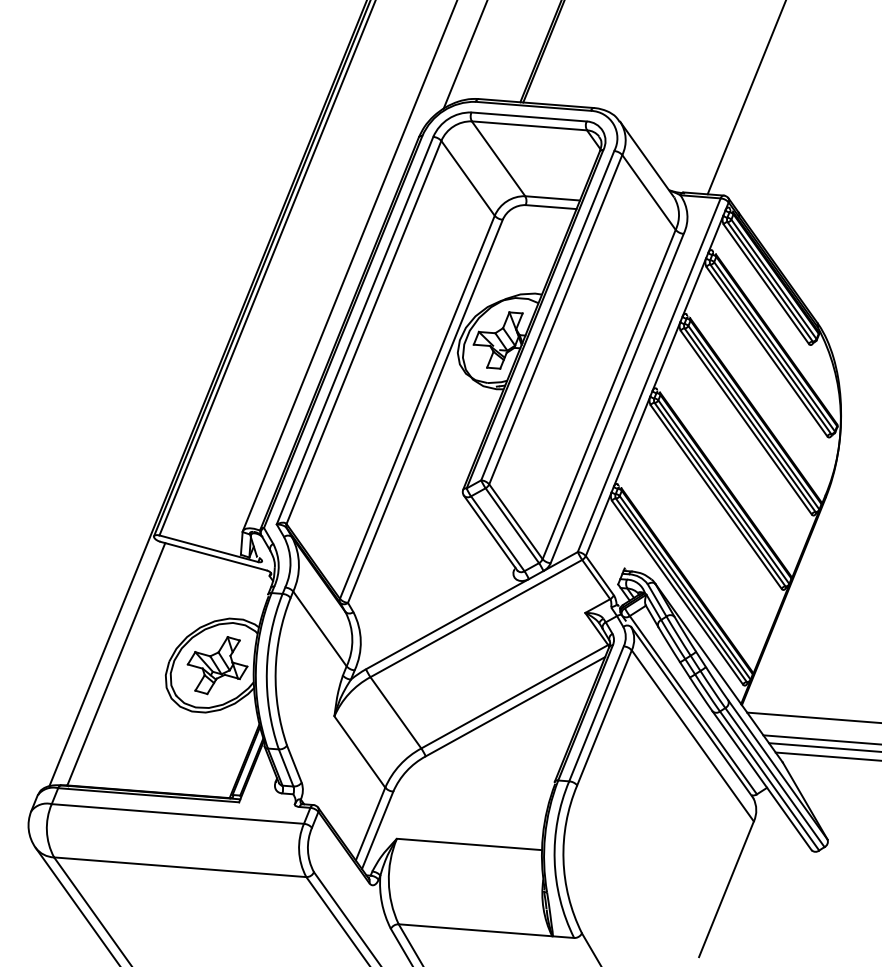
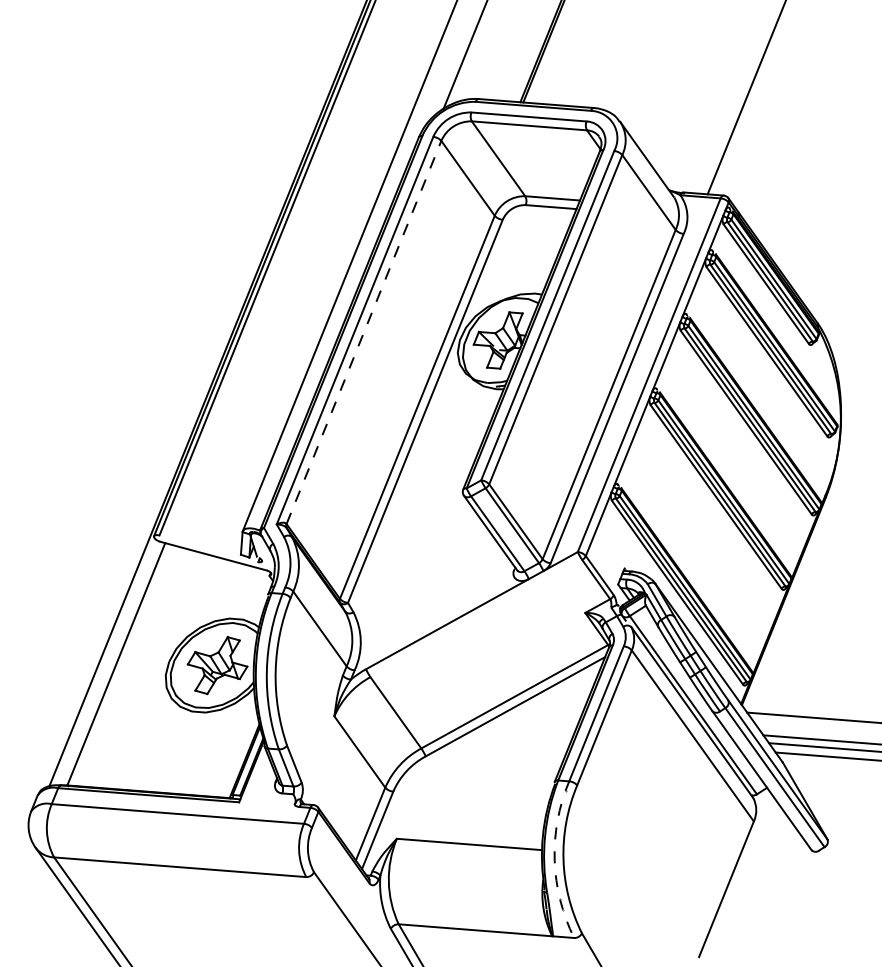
line: solid -> dashed (363, 332)
line: present -> none (208, 548)
line: present -> none (476, 618)
line: present -> none (769, 780)
arc: solid -> dashed (554, 860)
line: present -> none (336, 920)
